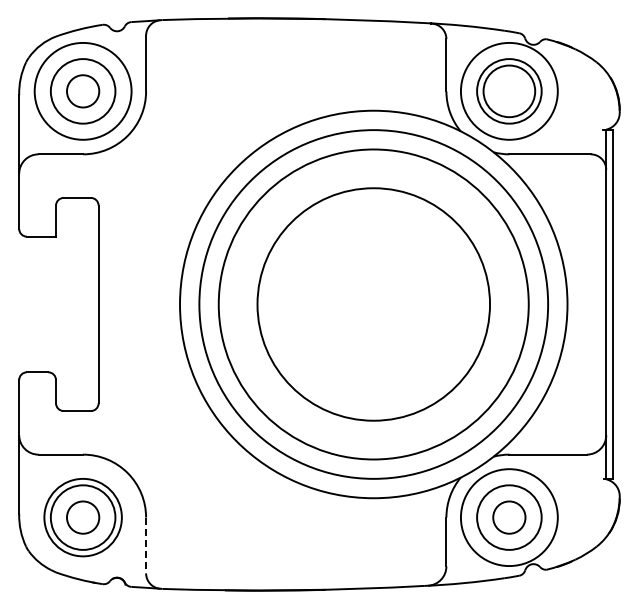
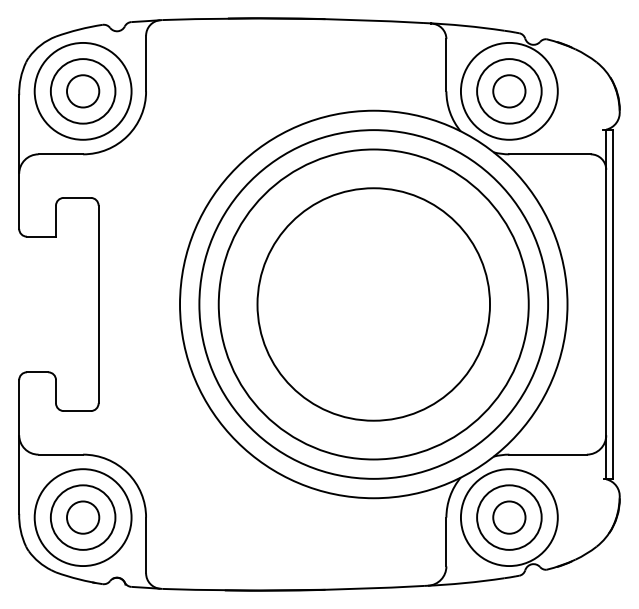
circle diameter: 52 px -> 32 px (509, 91)
circle diameter: 77 px -> 97 px (82, 517)
line: dashed -> solid (146, 545)
